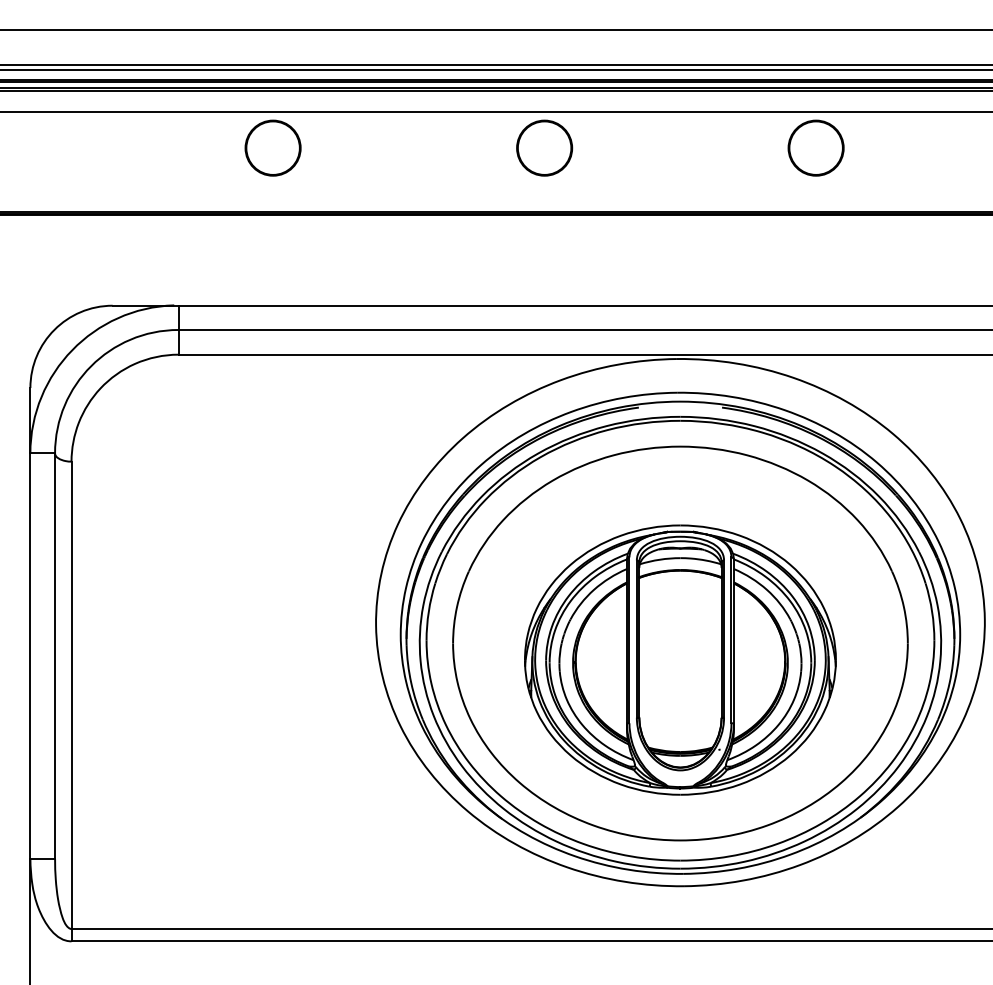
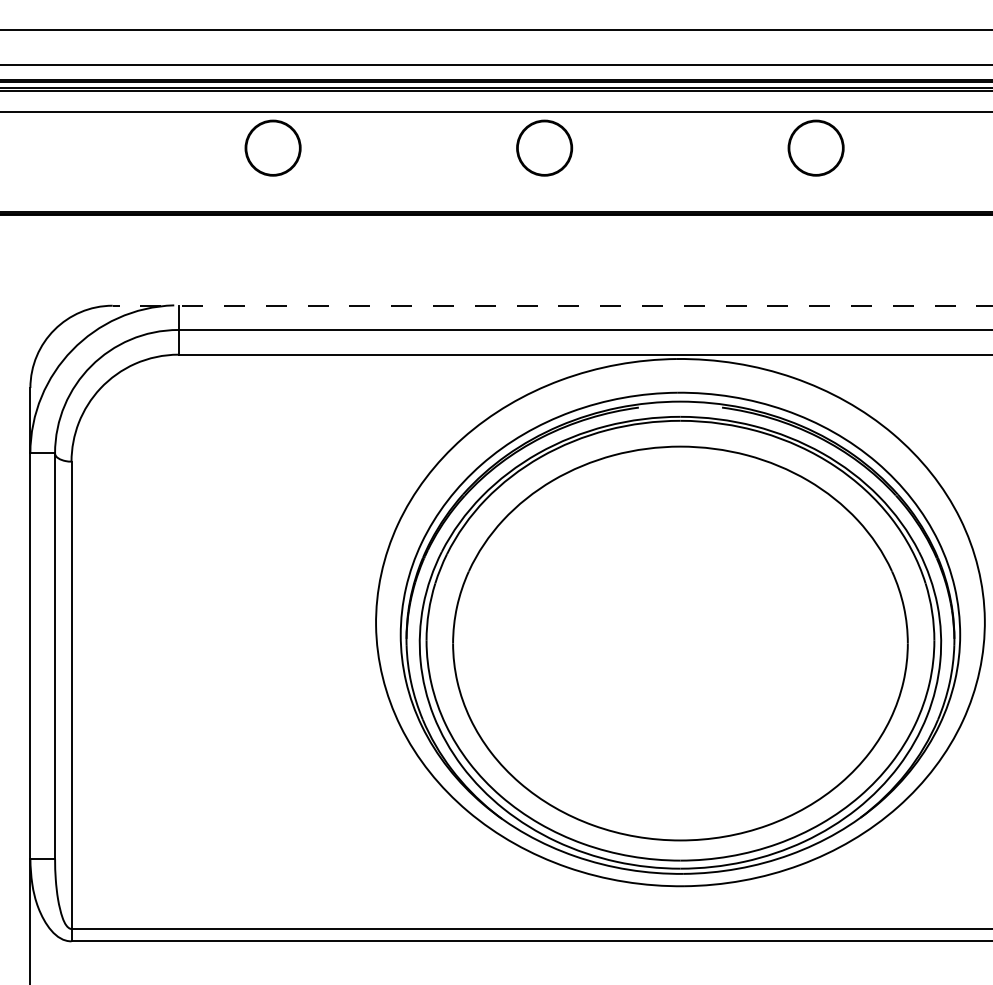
line: present -> none (495, 70)
line: solid -> dashed (552, 305)
part: present -> none (680, 659)
